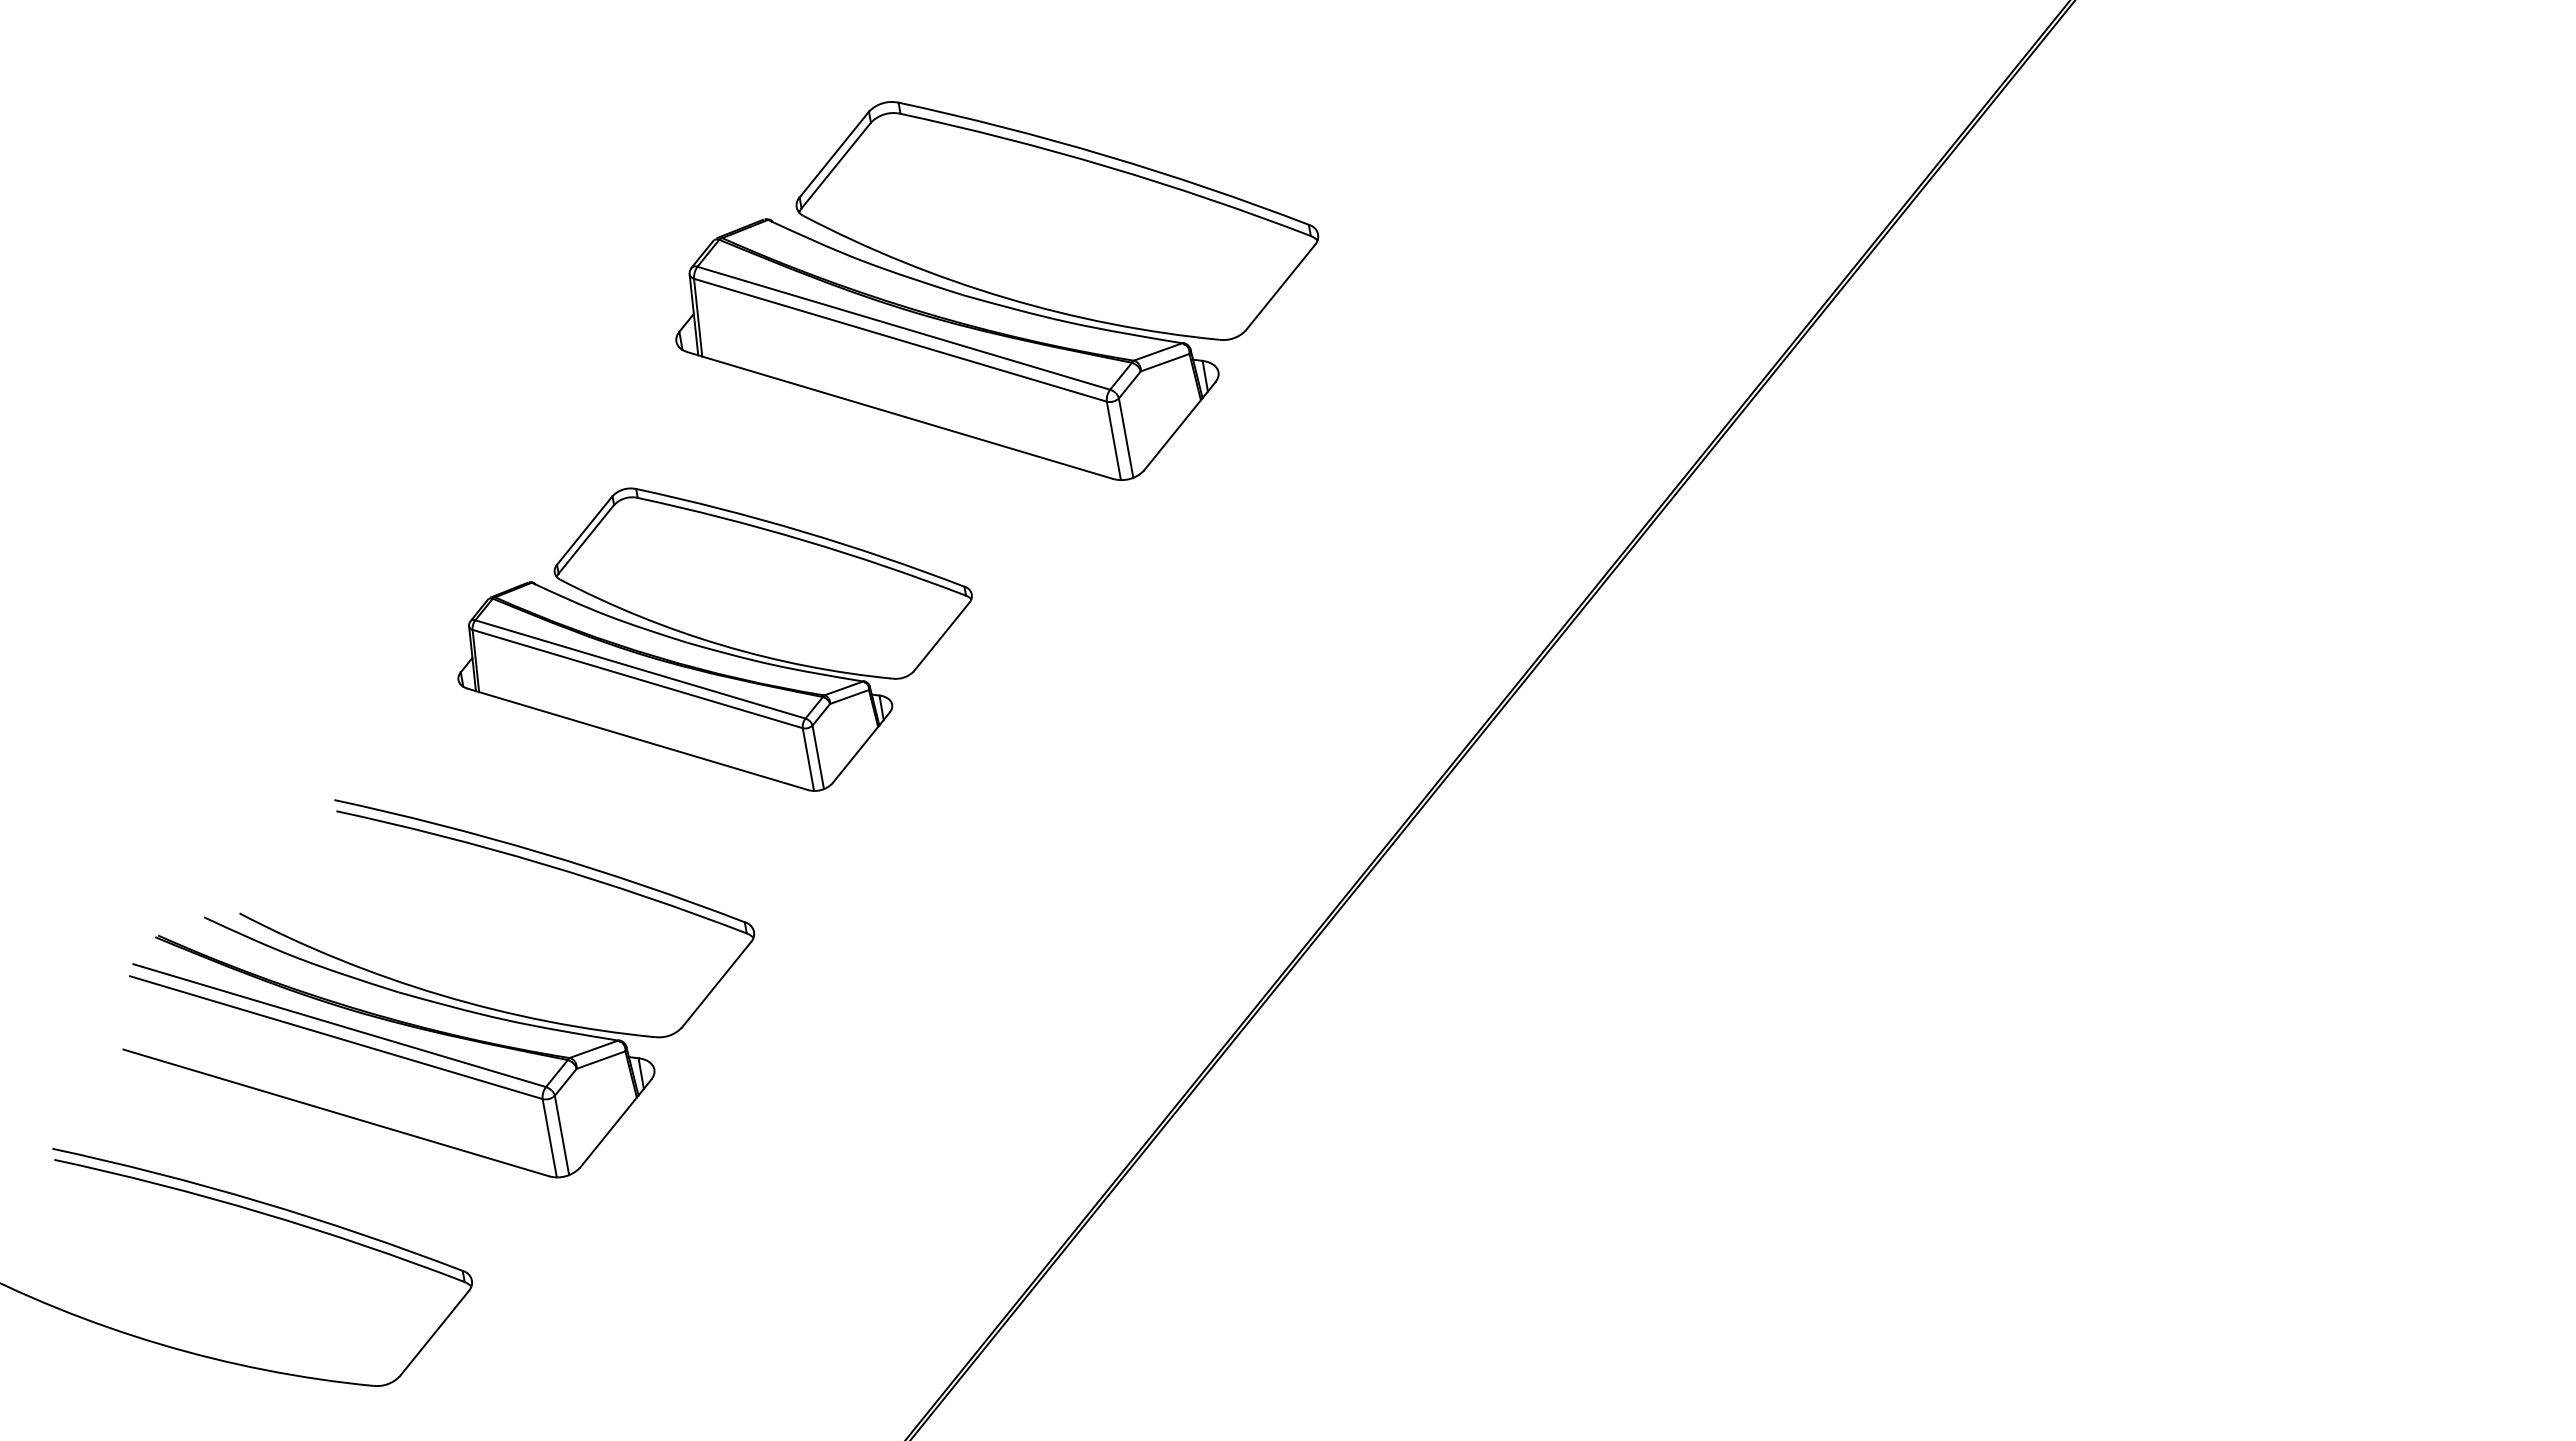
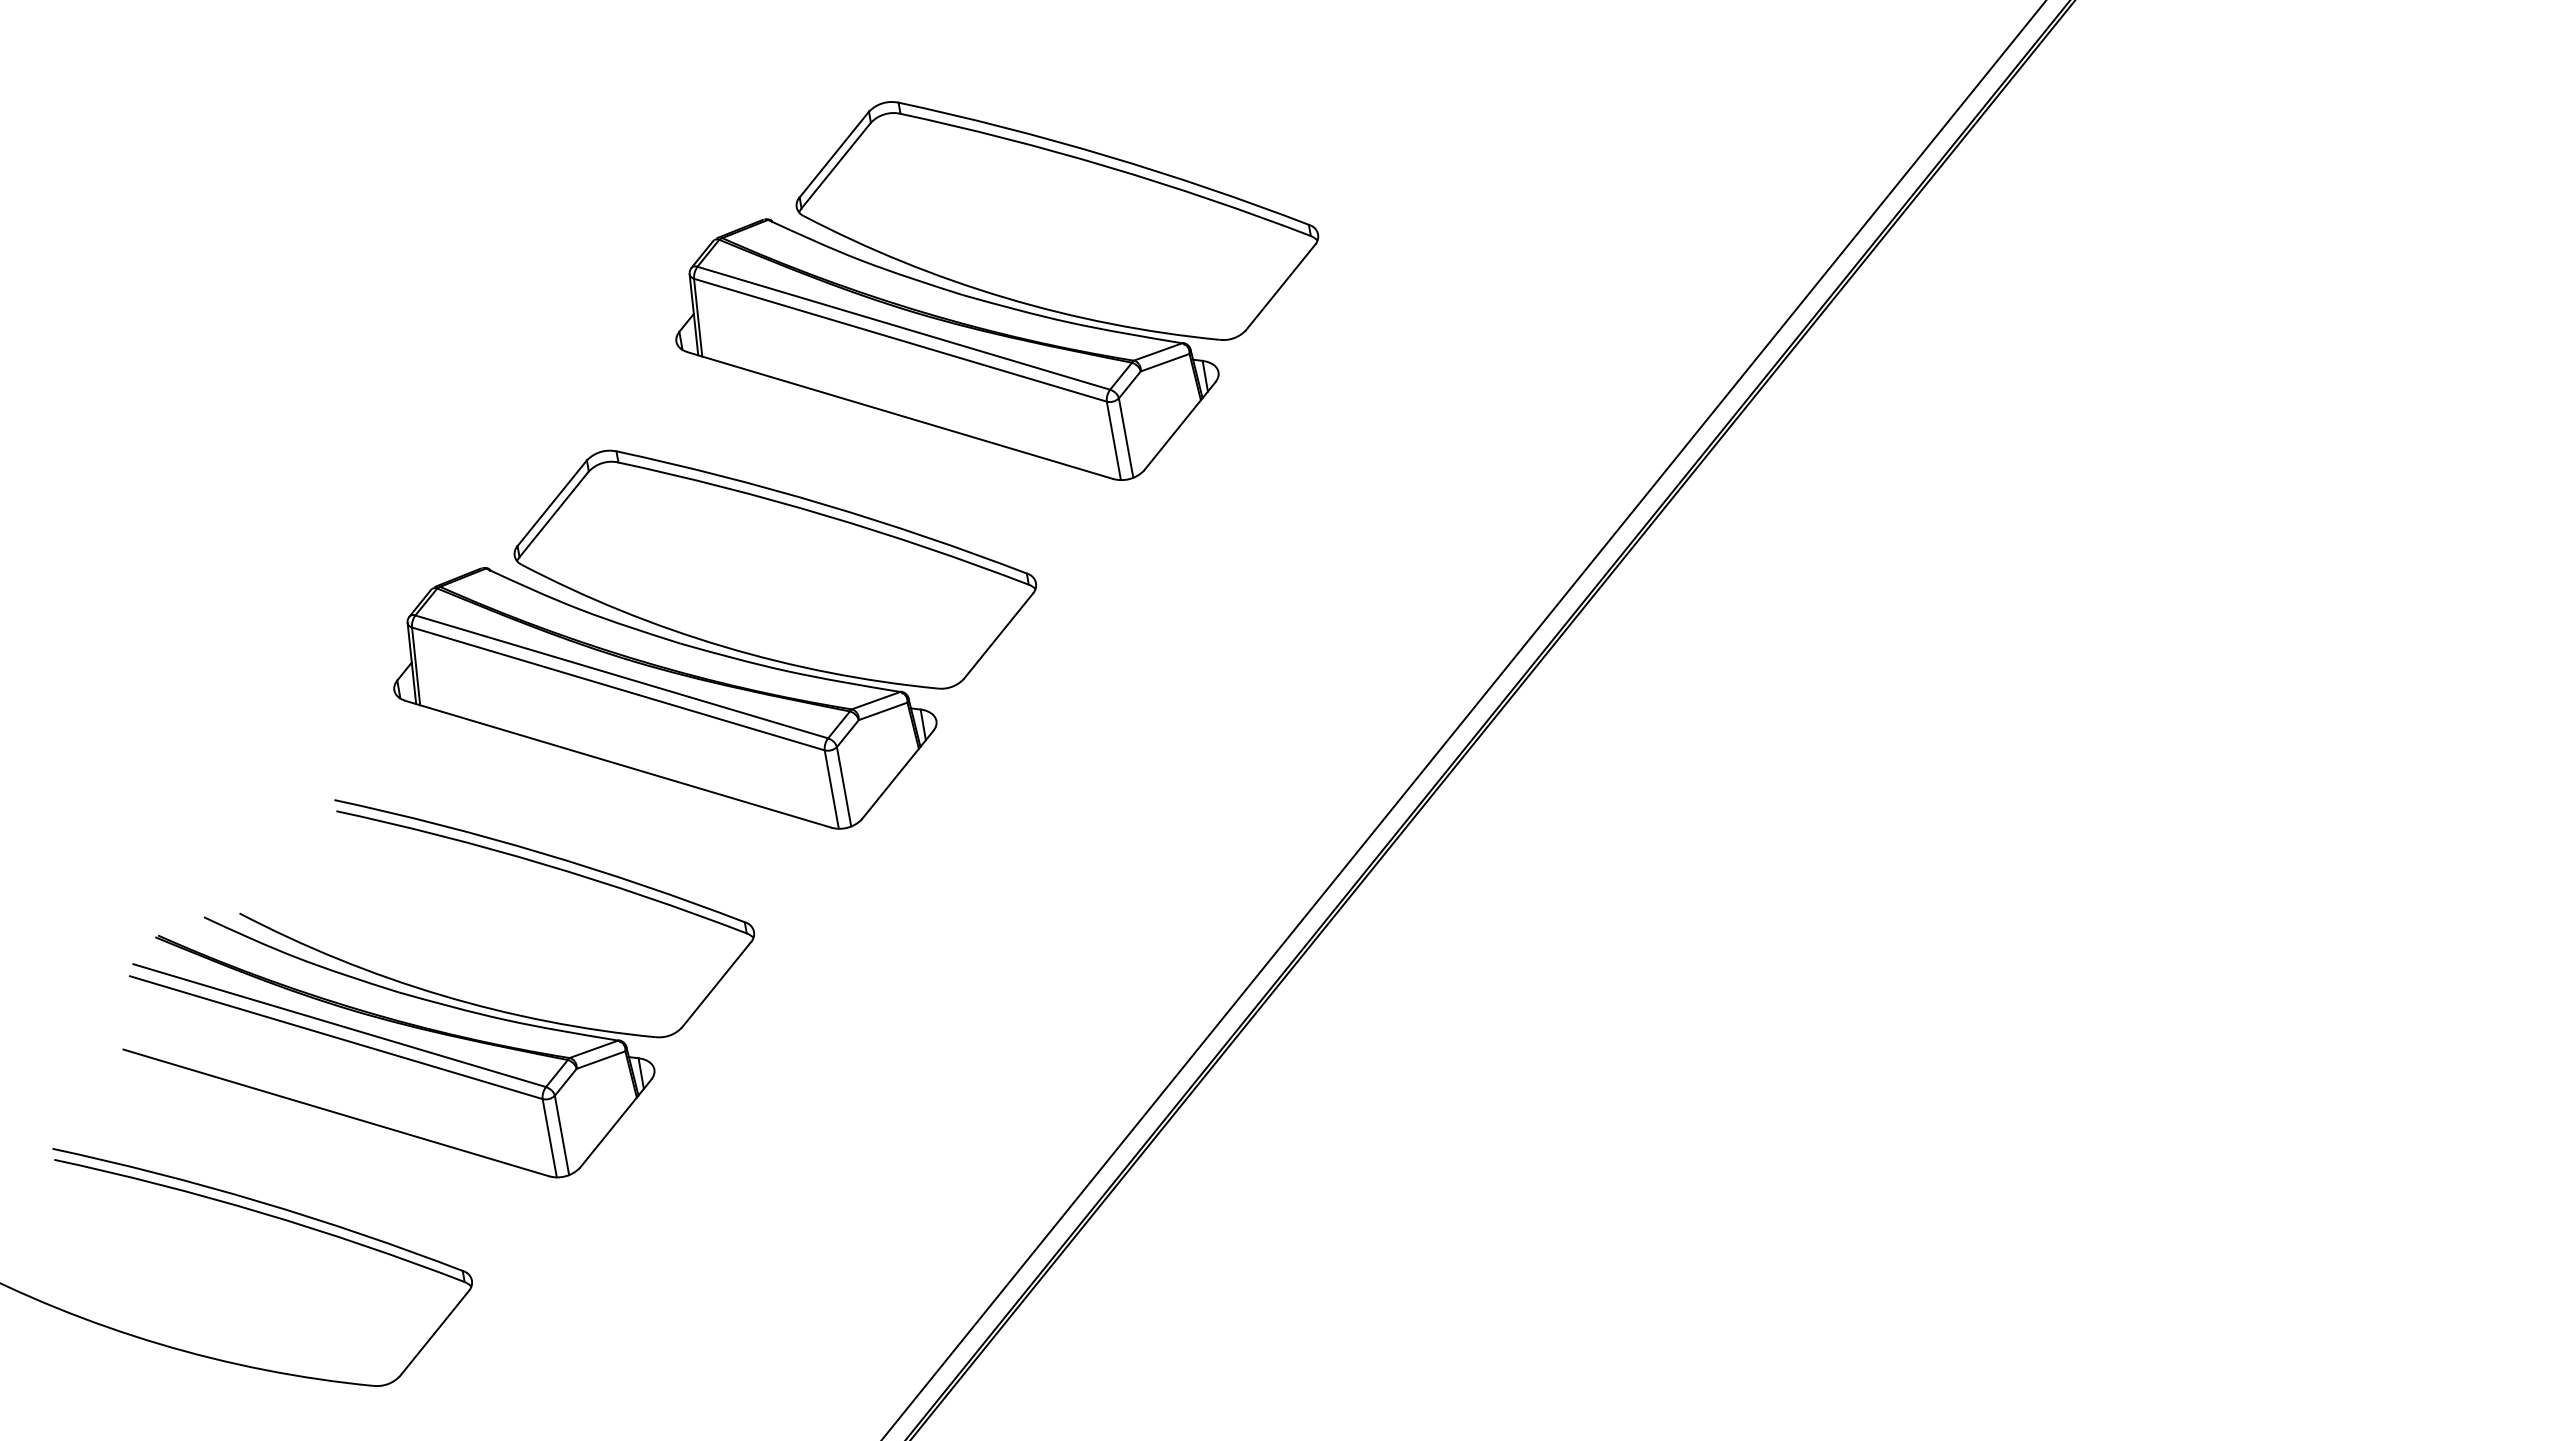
part size: 516x305 px -> 644x381 px (714, 639)
line: none -> present (1463, 719)
